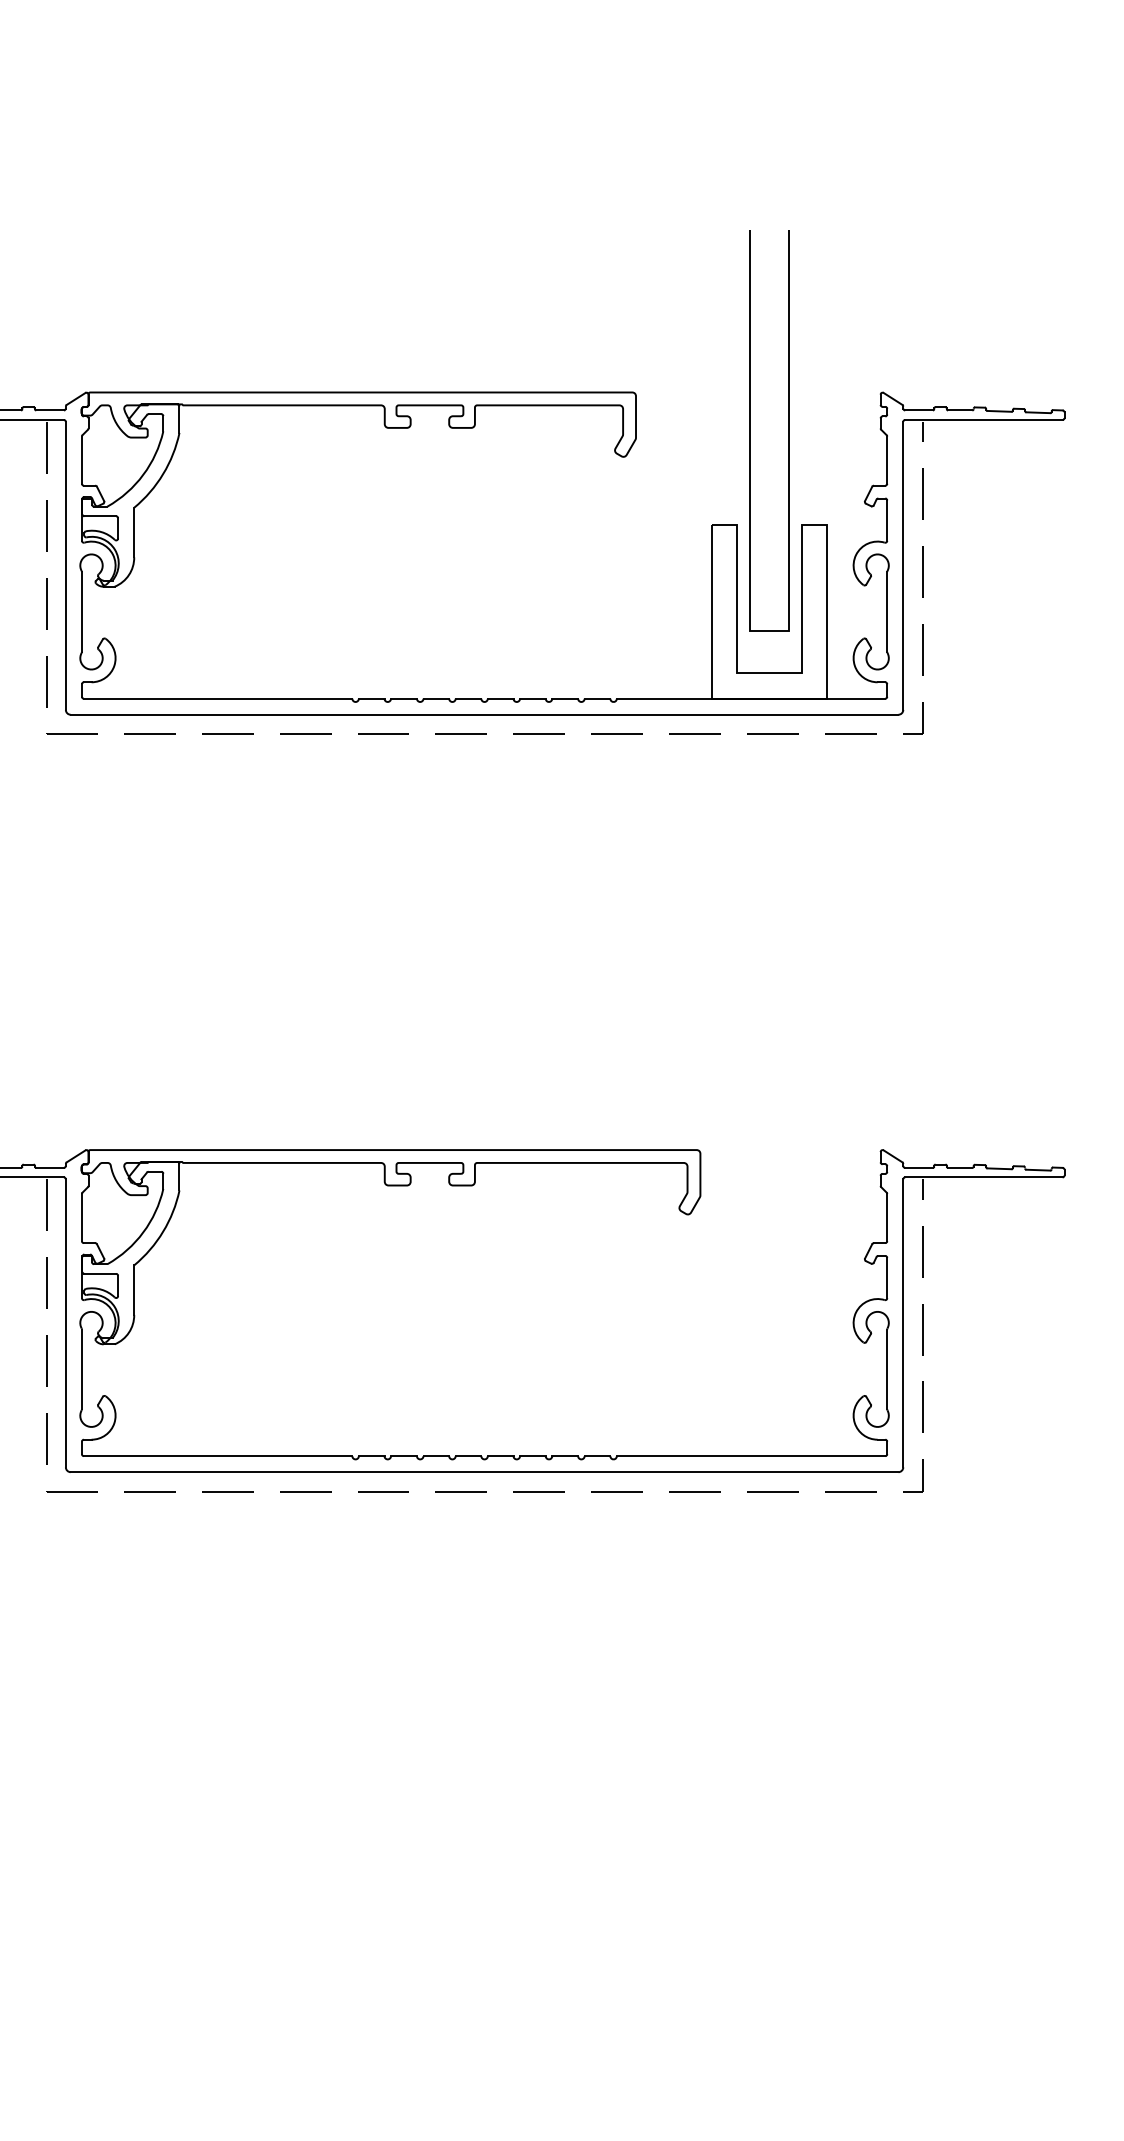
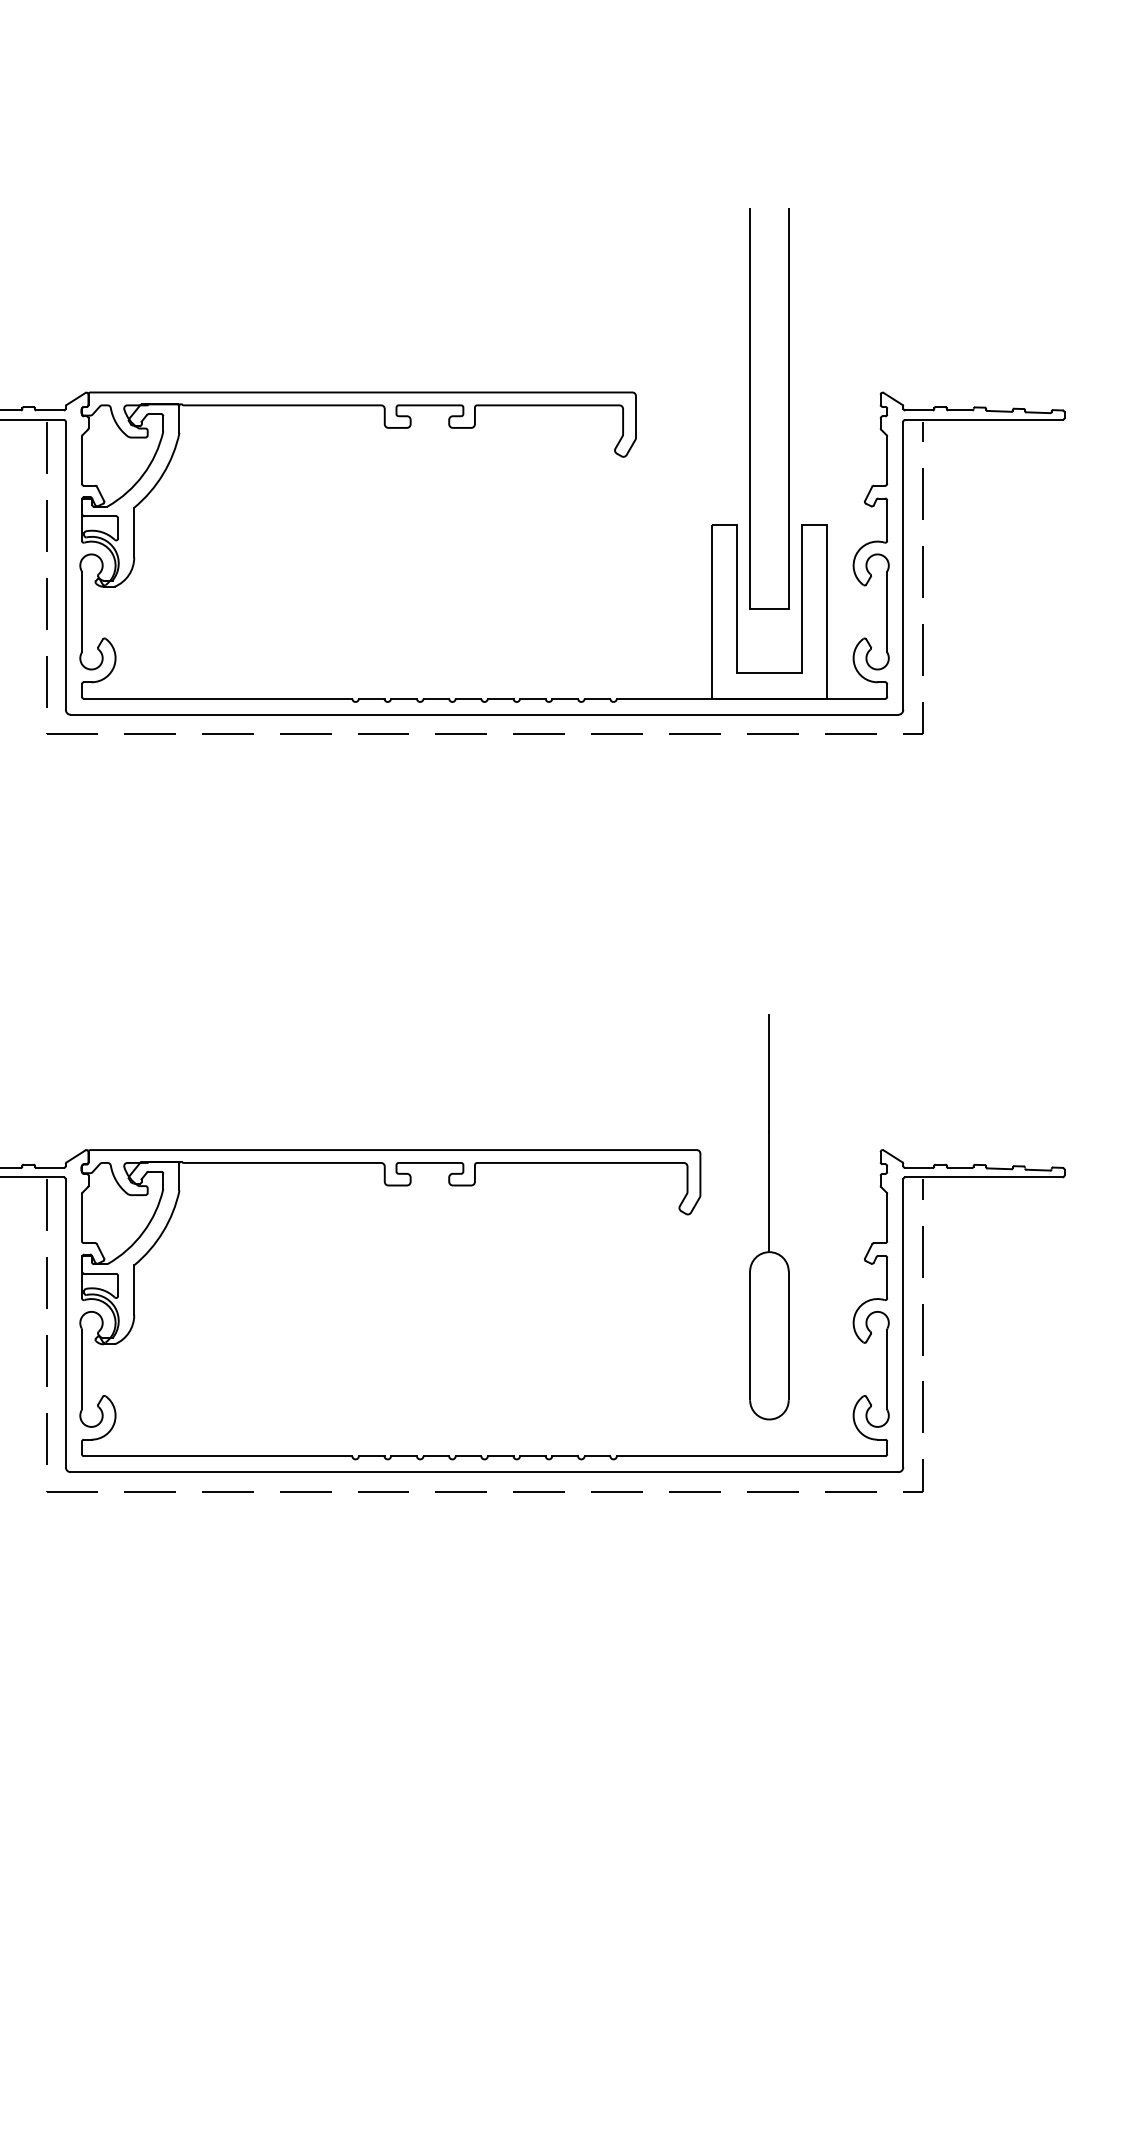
line position: (750, 430) -> (750, 408) (750, 408)
part: none -> present (769, 1217)
